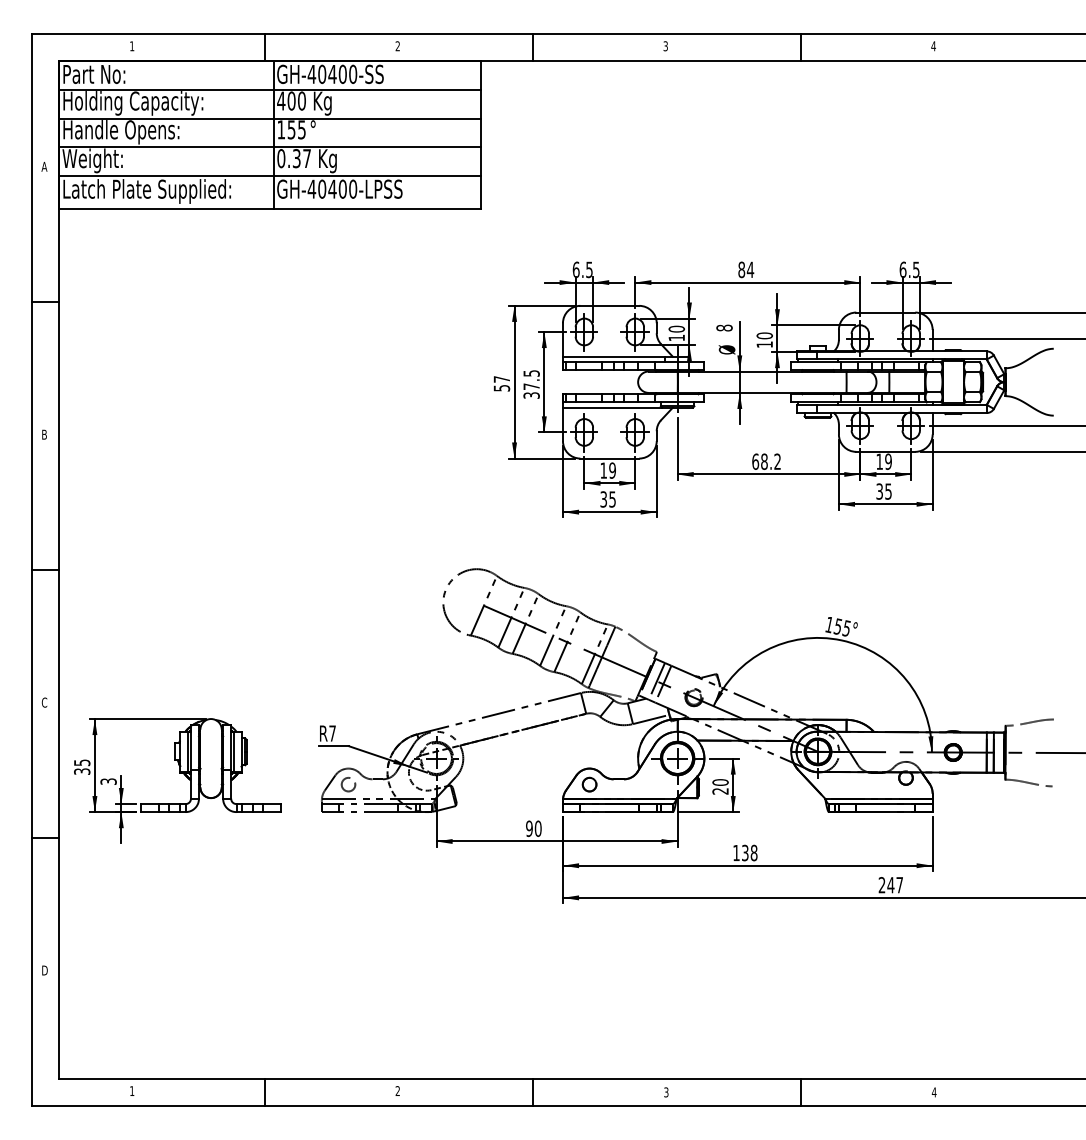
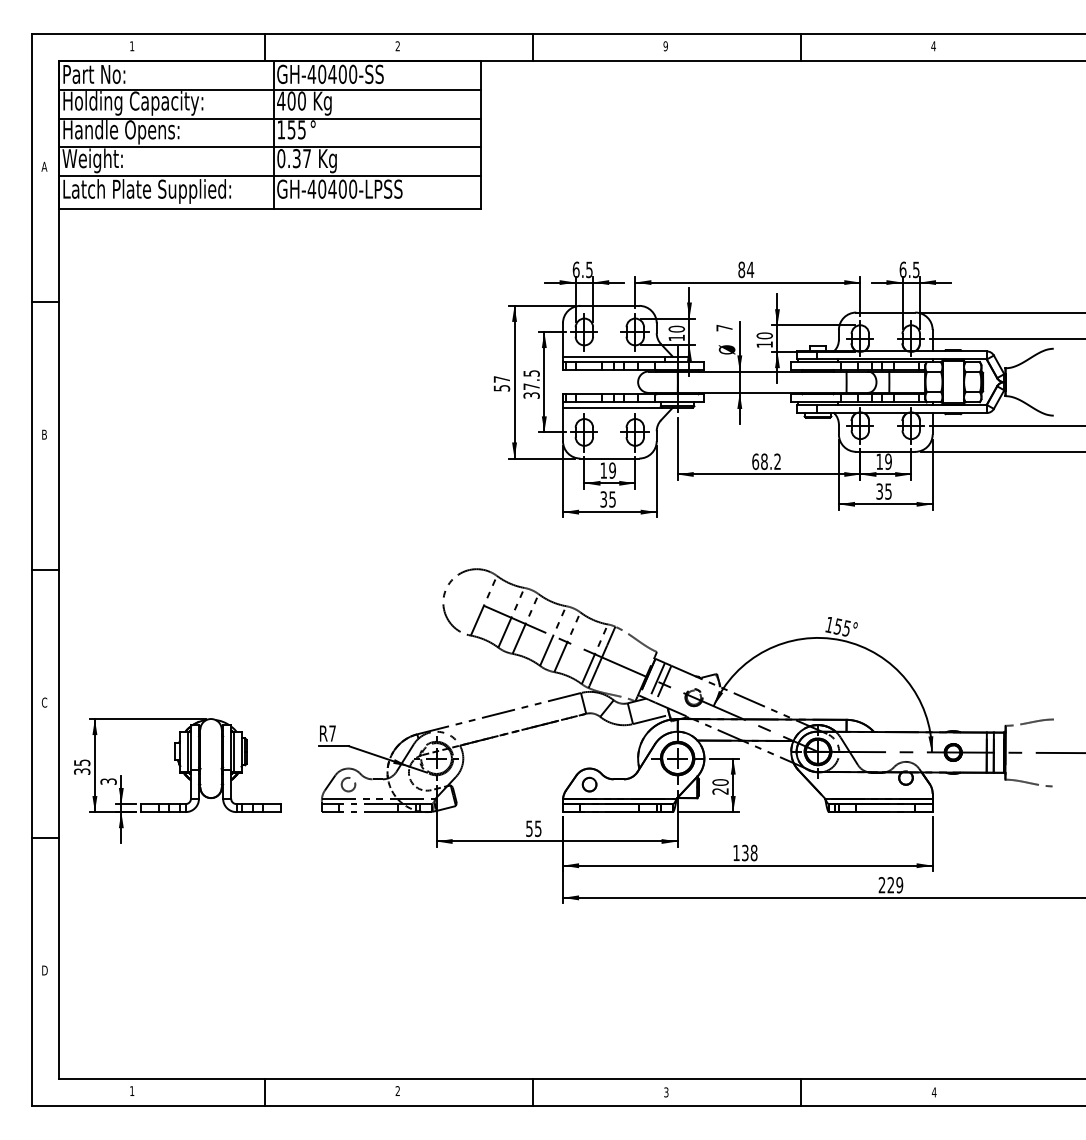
text: 3 -> 9 (665, 46)
text: 8 -> 7 (724, 327)
text: 90 -> 55 (533, 828)
text: 247 -> 229 (895, 885)
